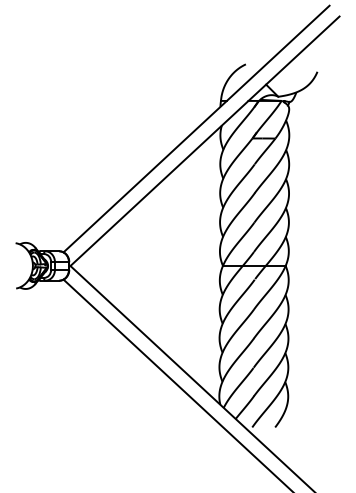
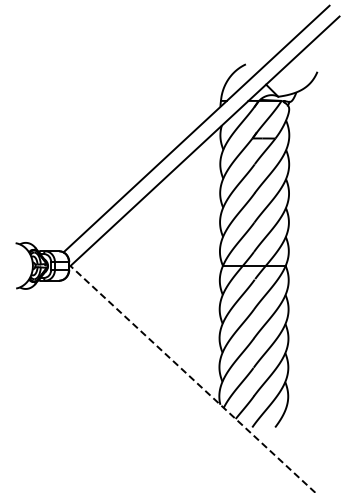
line: solid -> dashed (192, 379)
line: present -> none (176, 384)
